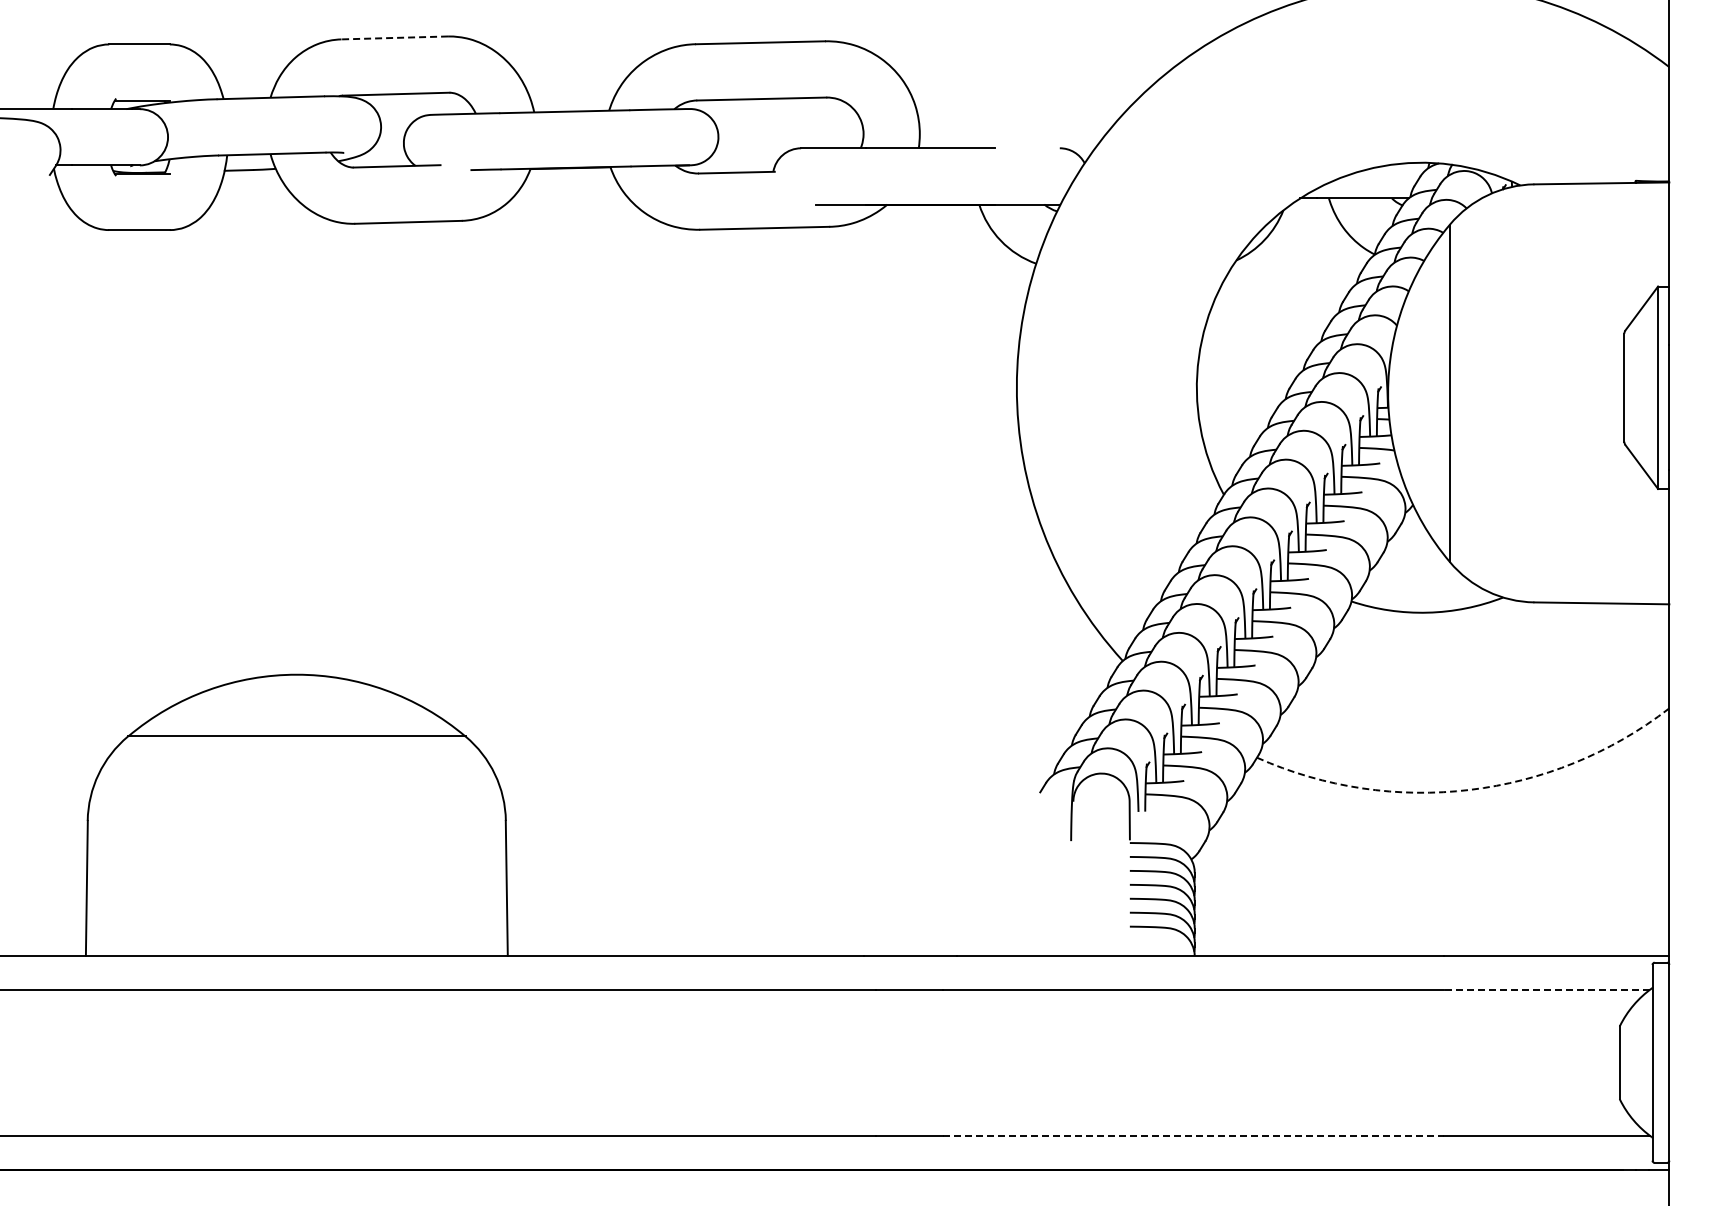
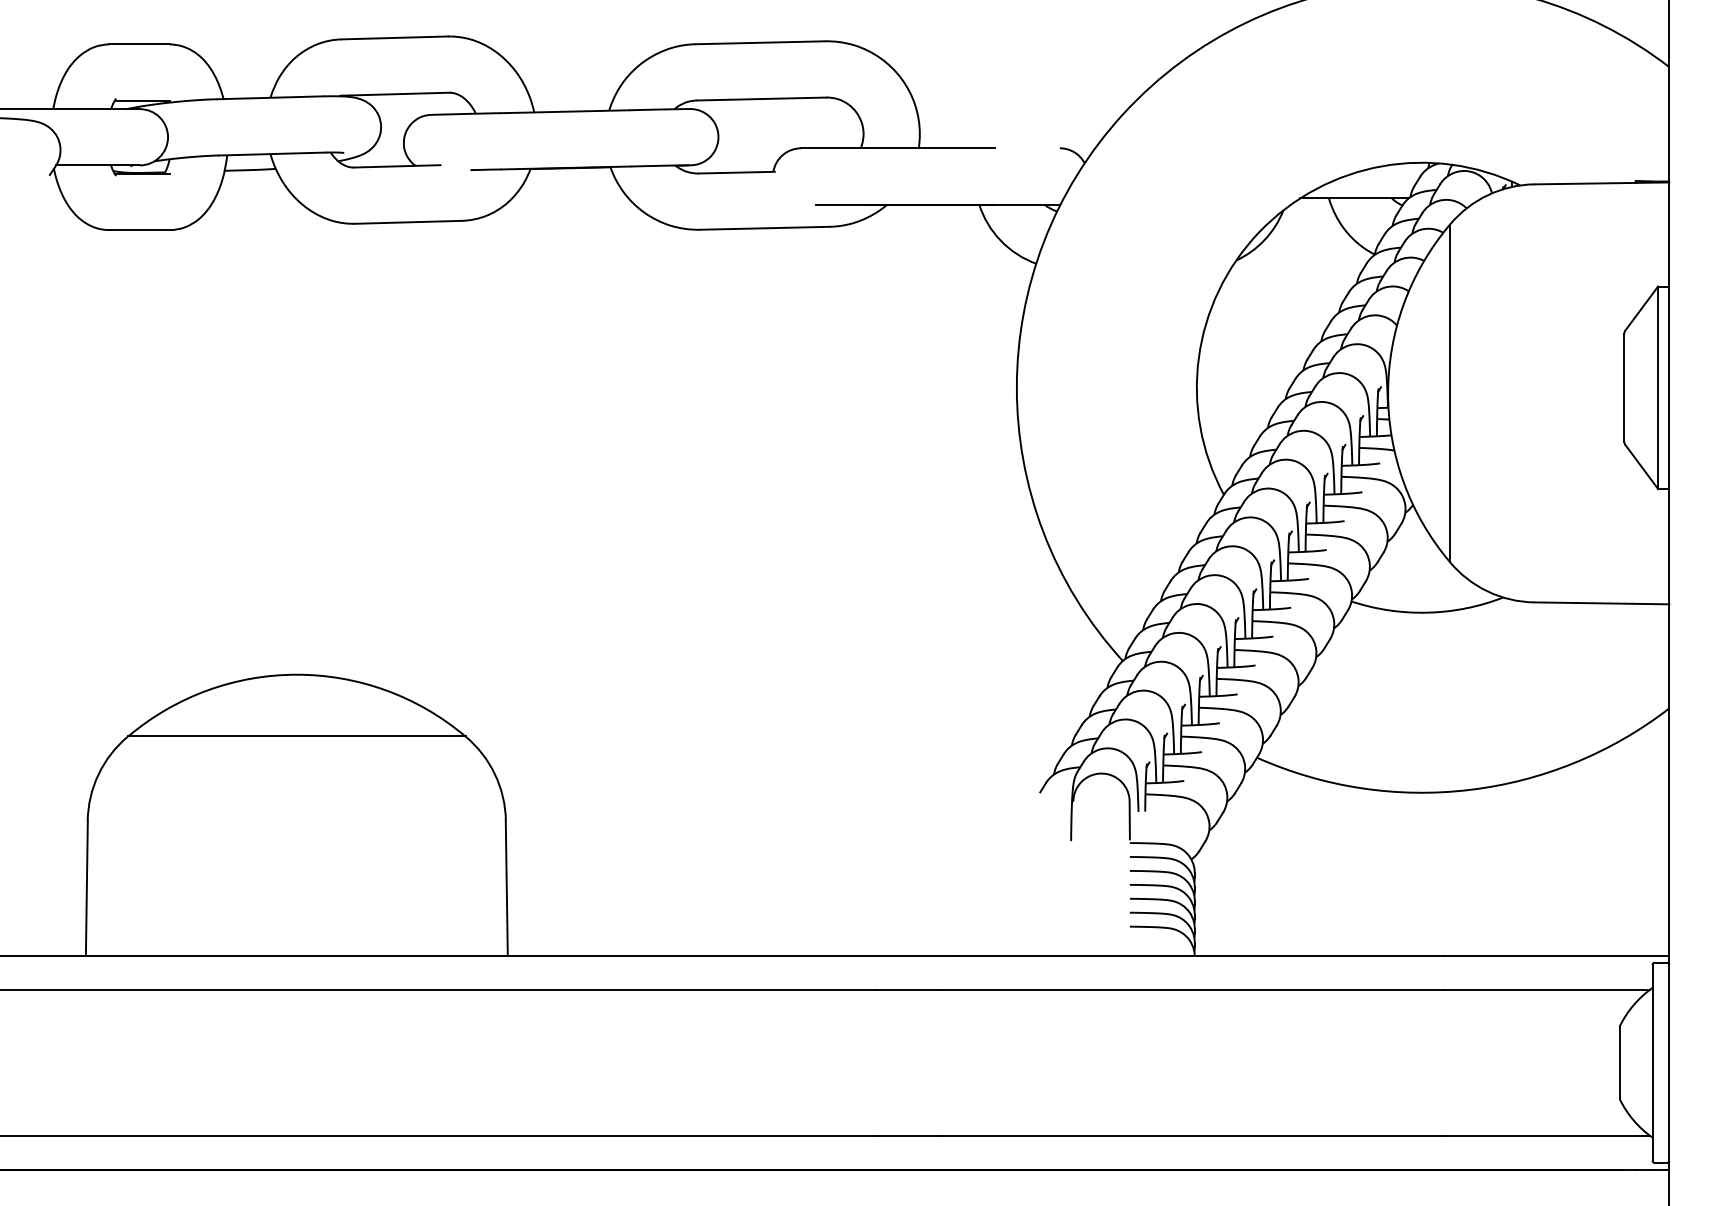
line: dashed -> solid (394, 37)
arc: dashed -> solid (1469, 789)
line: dashed -> solid (1547, 989)
line: dashed -> solid (1193, 1135)
